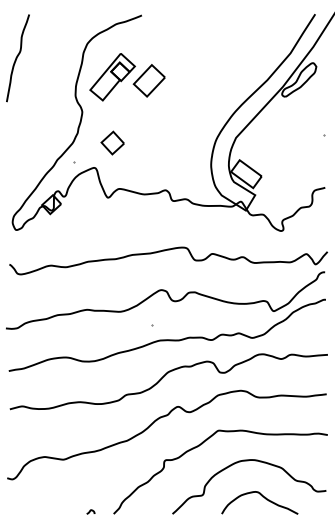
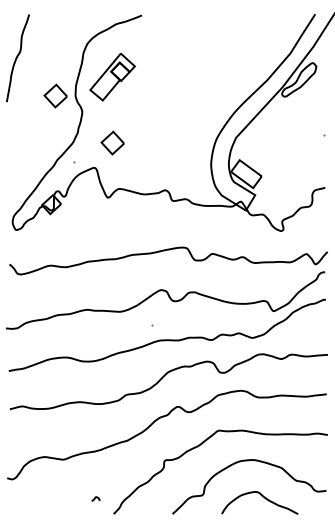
part: present -> none (148, 80)
part: none -> present (55, 95)
curve position: (90, 511) -> (95, 498) (95, 498)
